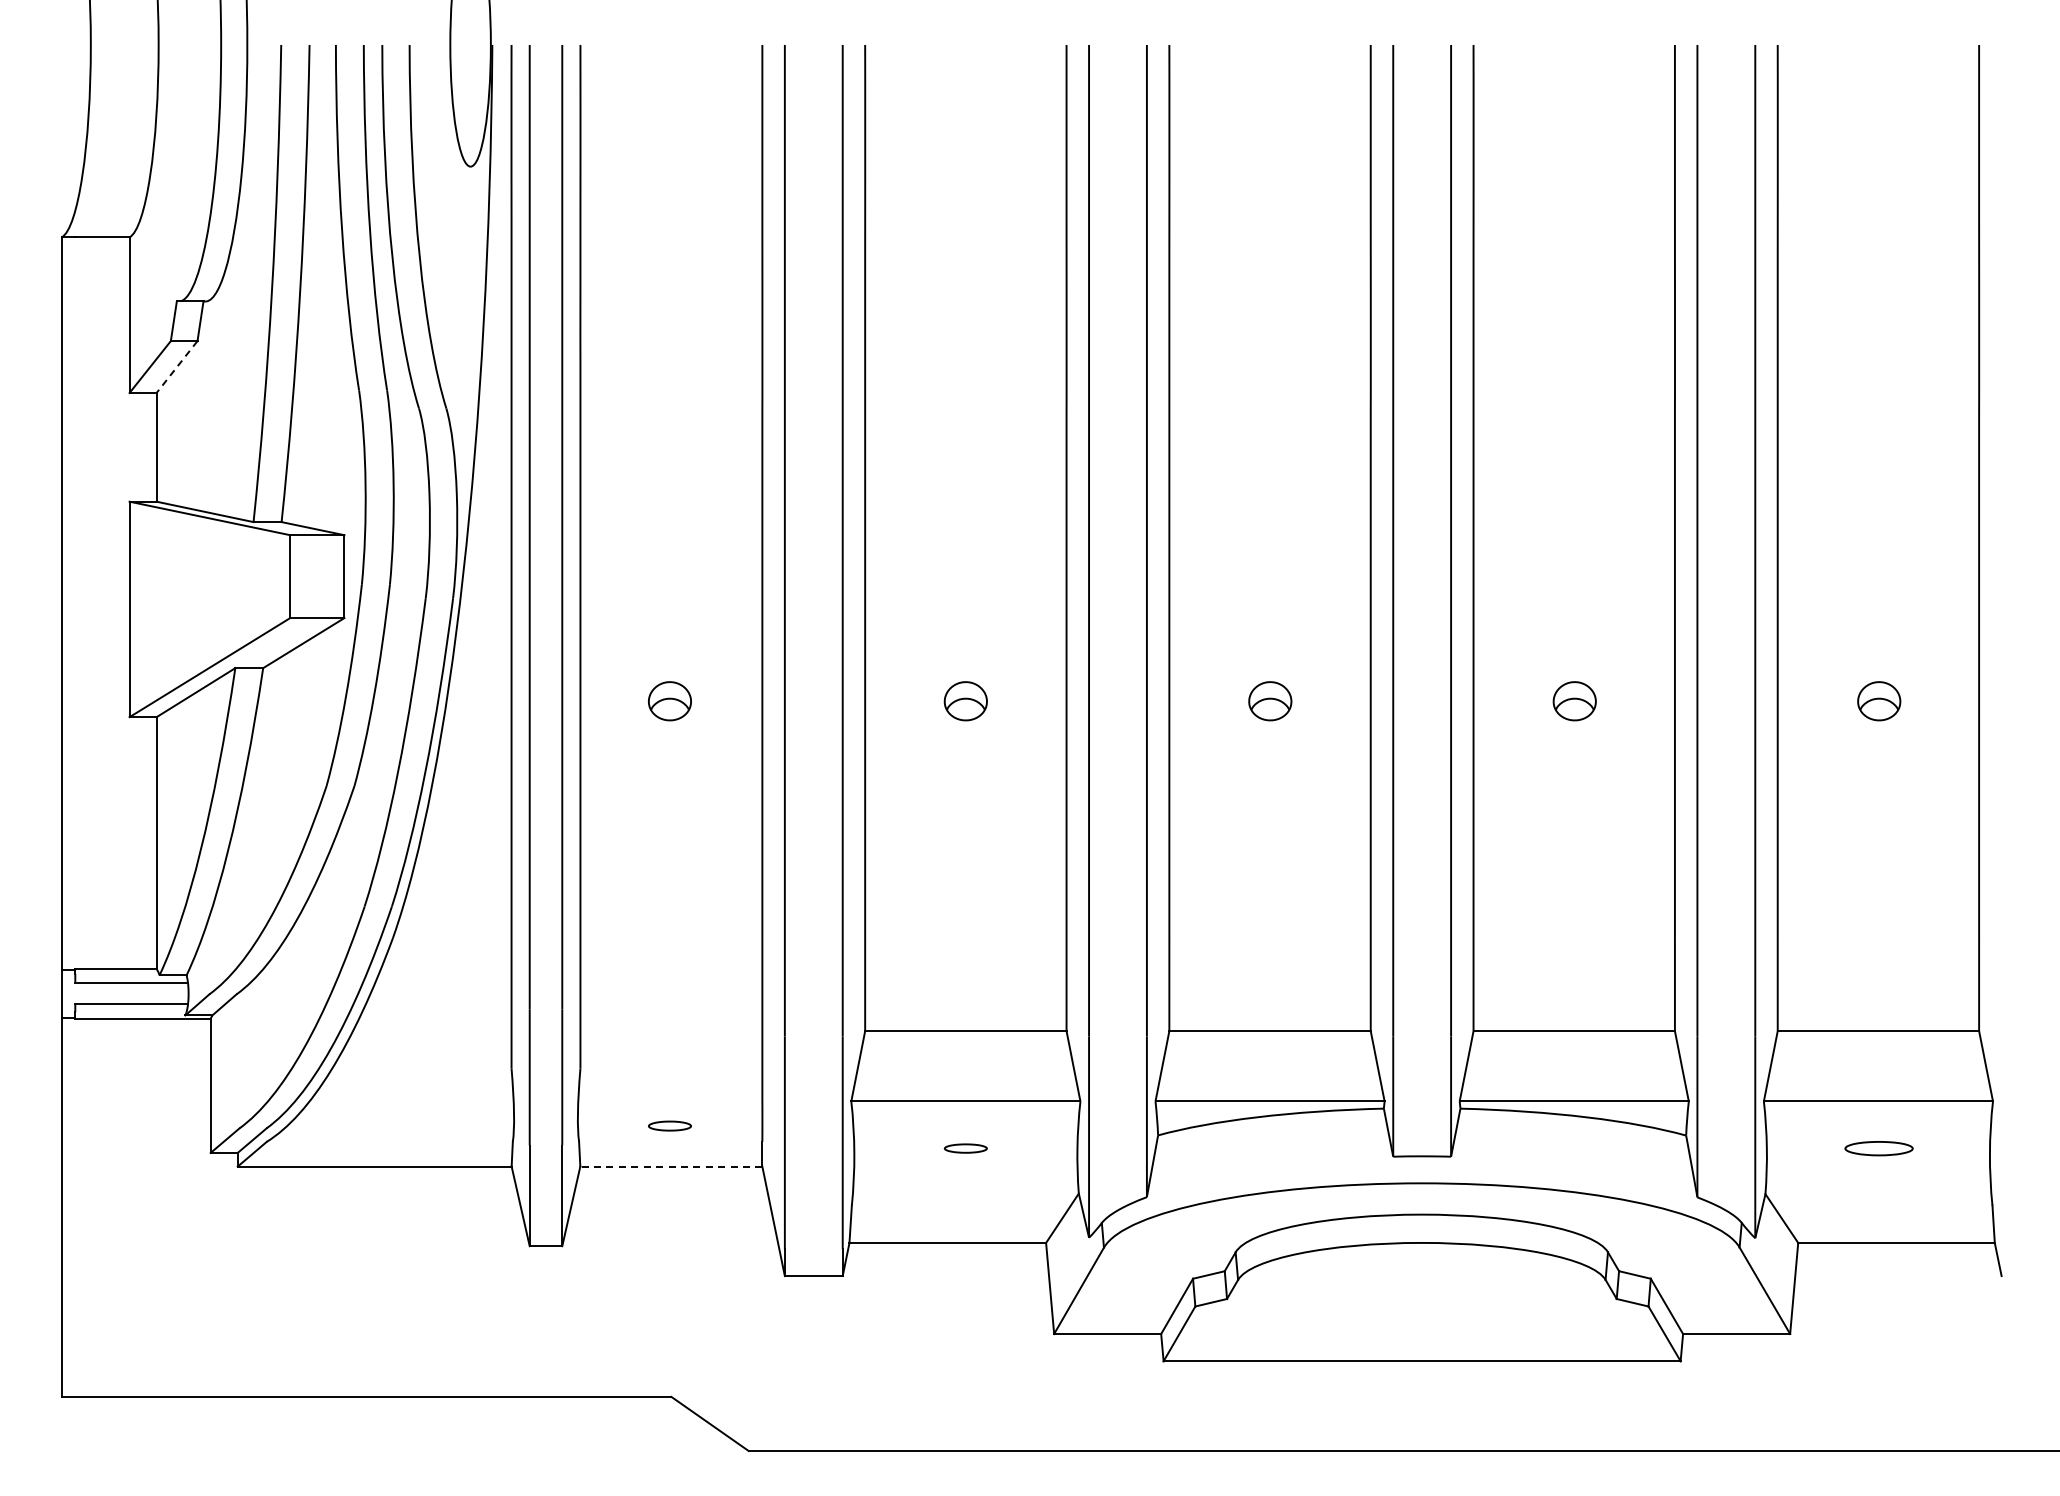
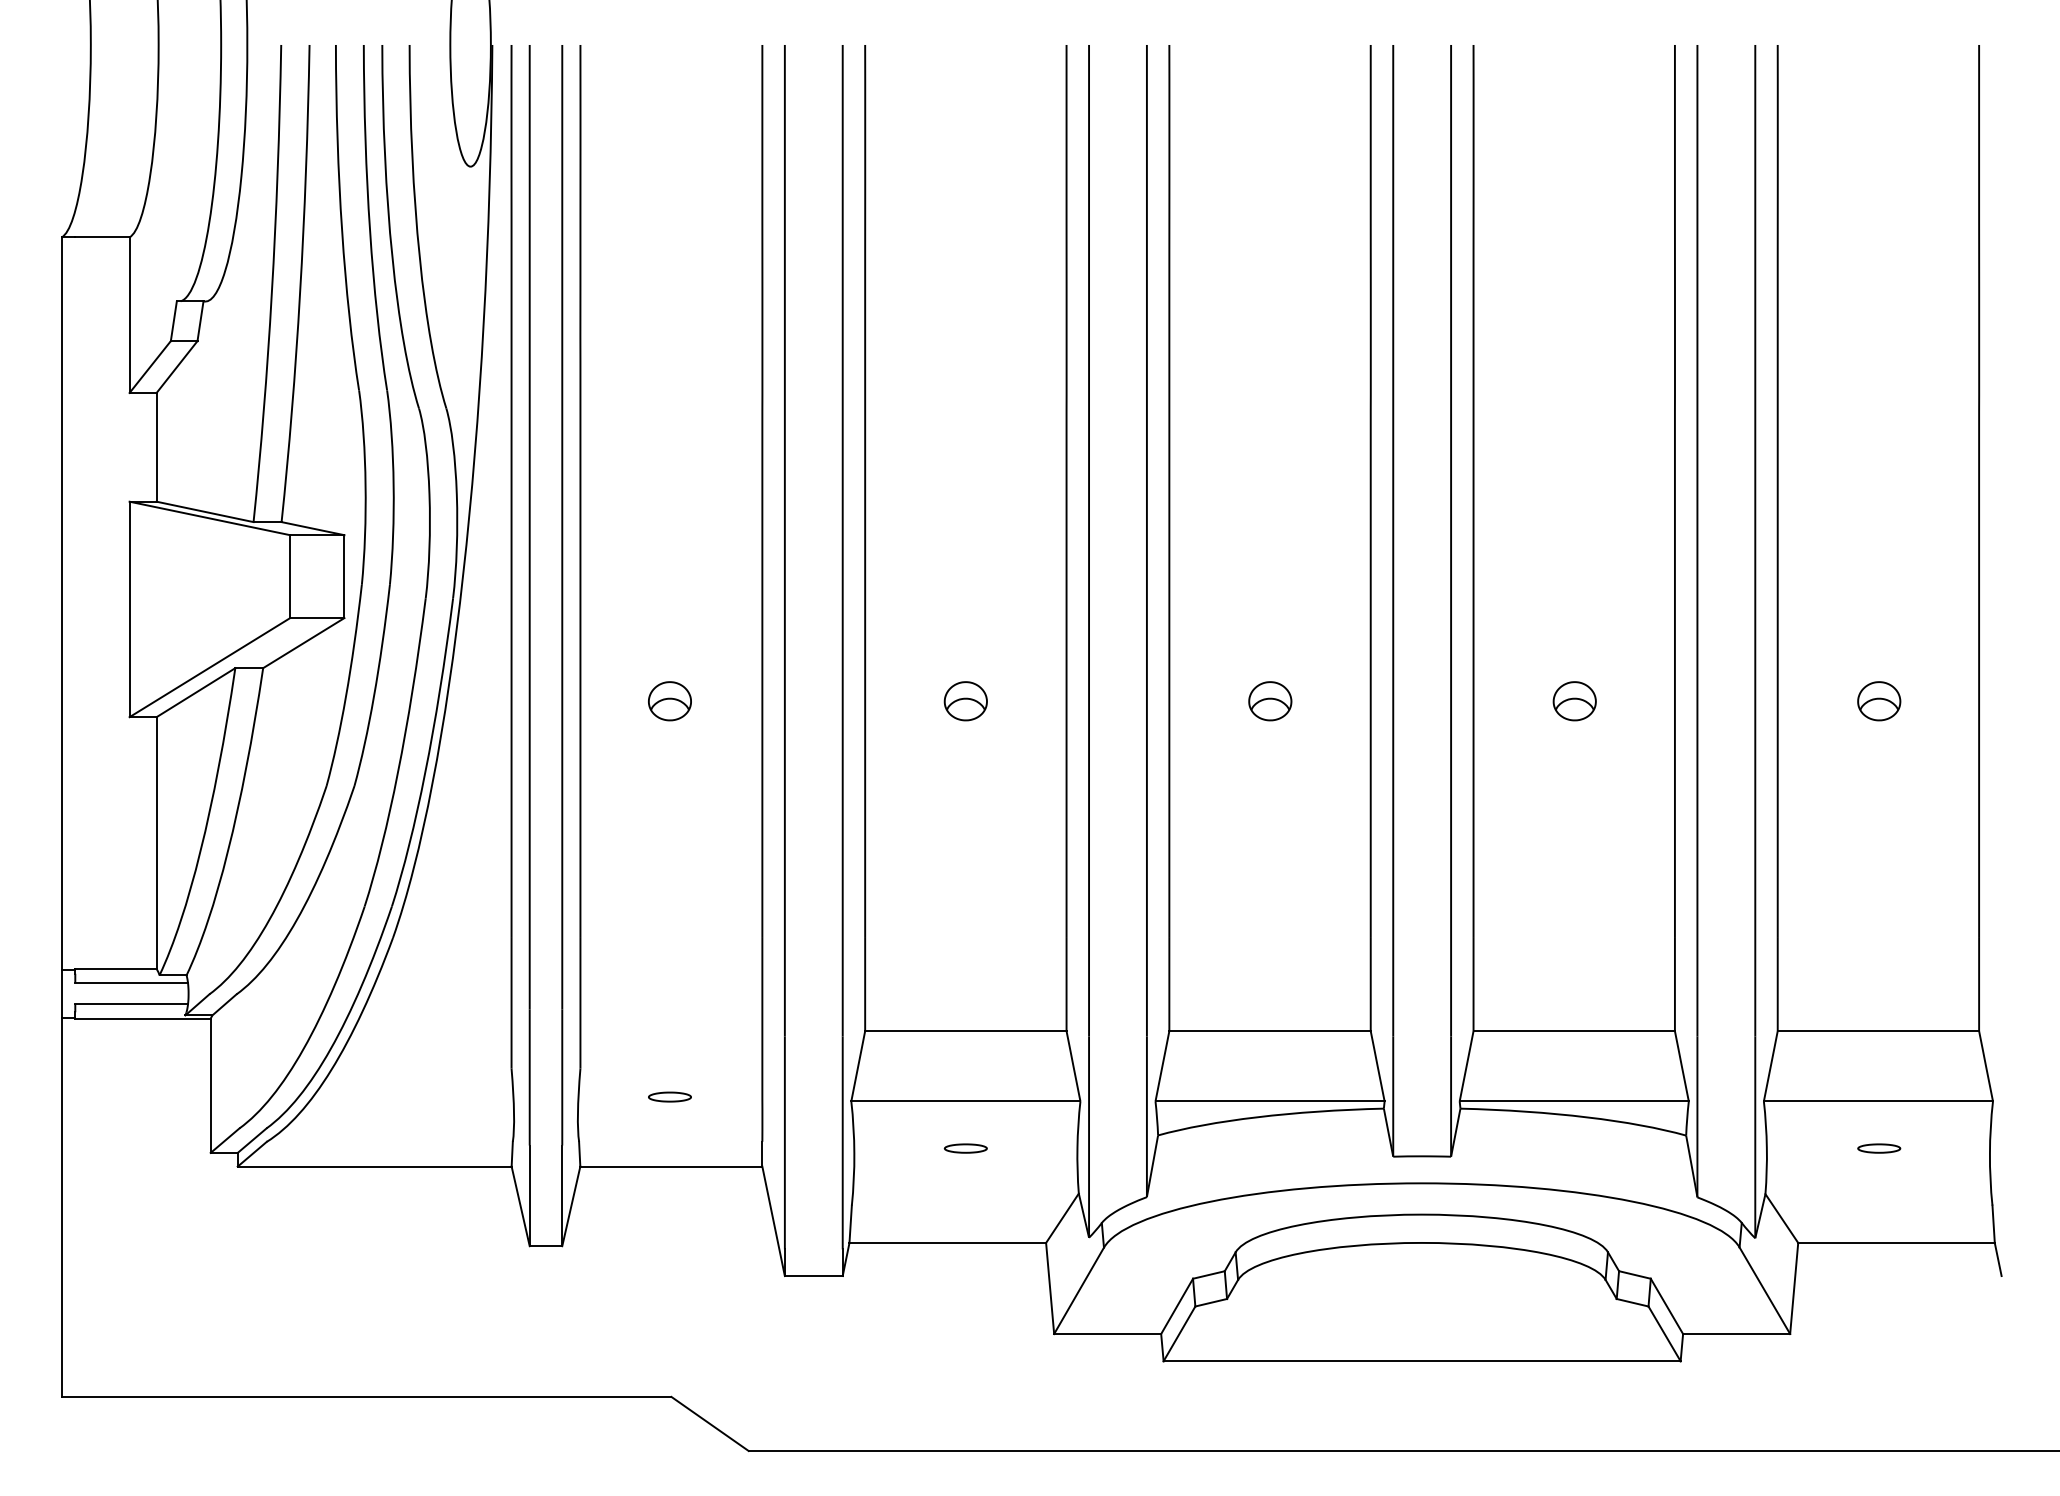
line: dashed -> solid (176, 367)
part position: (669, 1125) -> (669, 1096) (669, 1096)
part size: 70x16 px -> 45x11 px (1879, 1148)
line: dashed -> solid (670, 1166)
